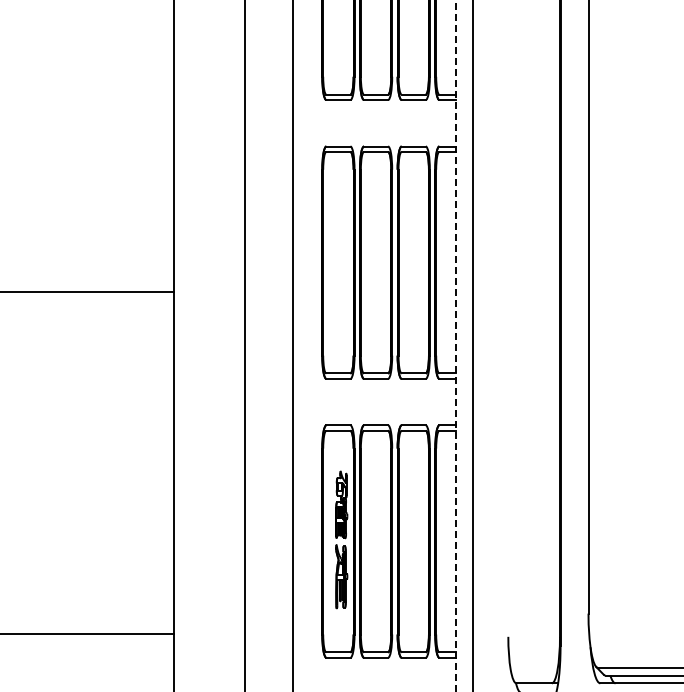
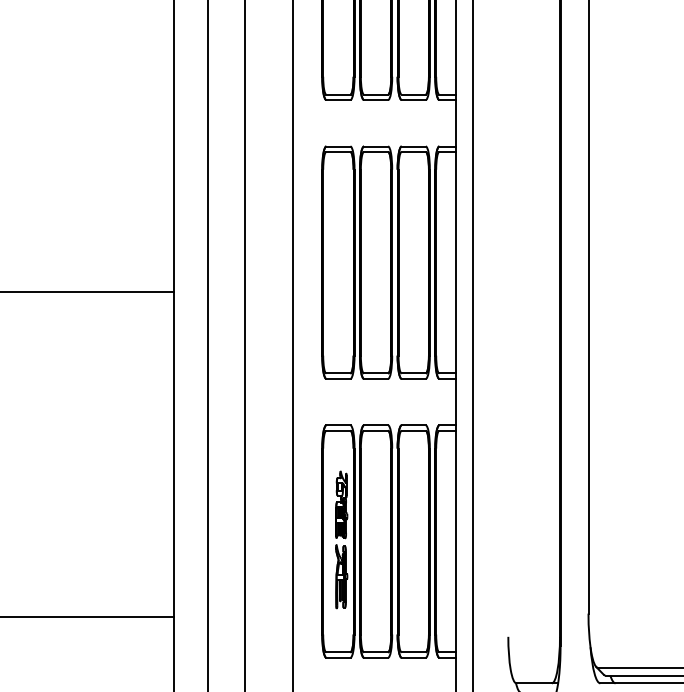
line: none -> present (207, 345)
line: dashed -> solid (455, 346)
line position: (87, 634) -> (87, 617) (87, 617)
